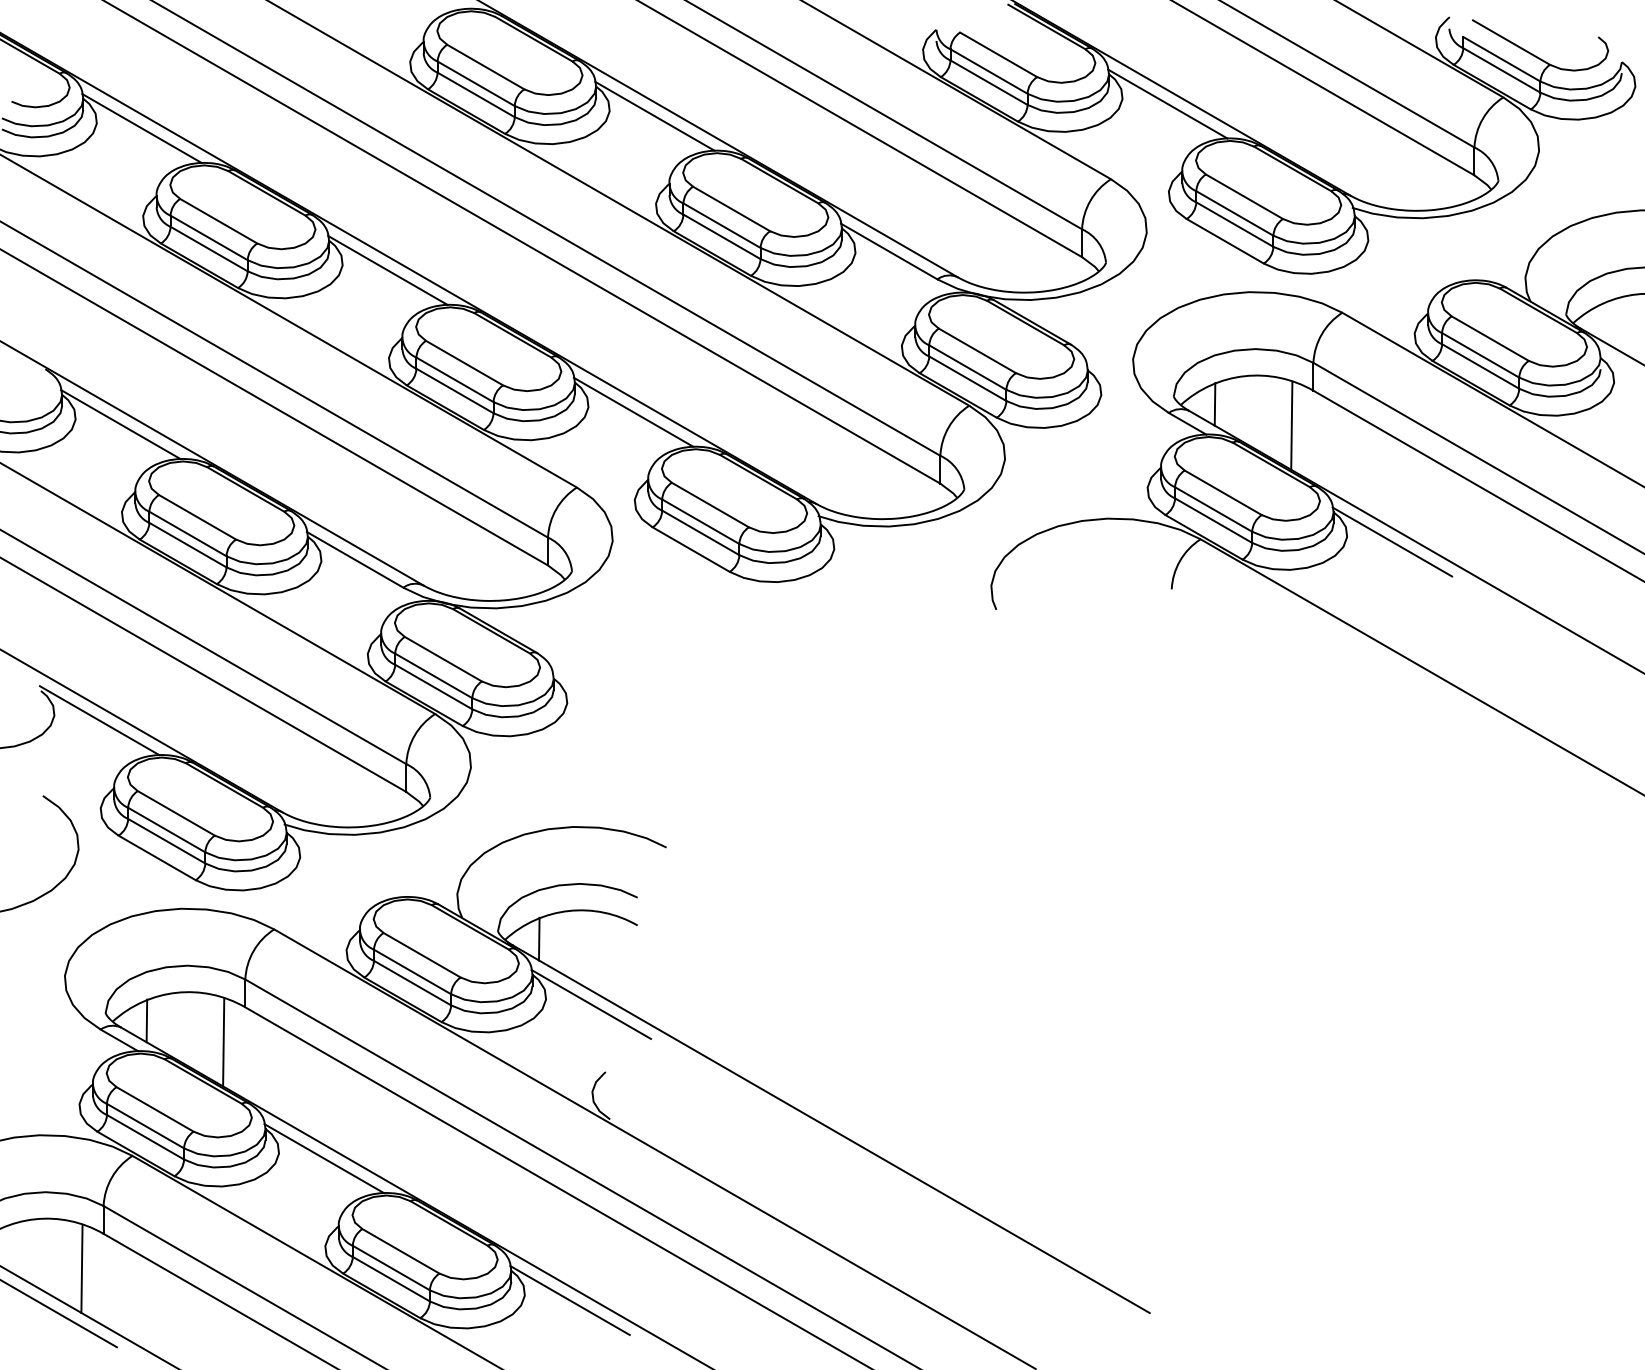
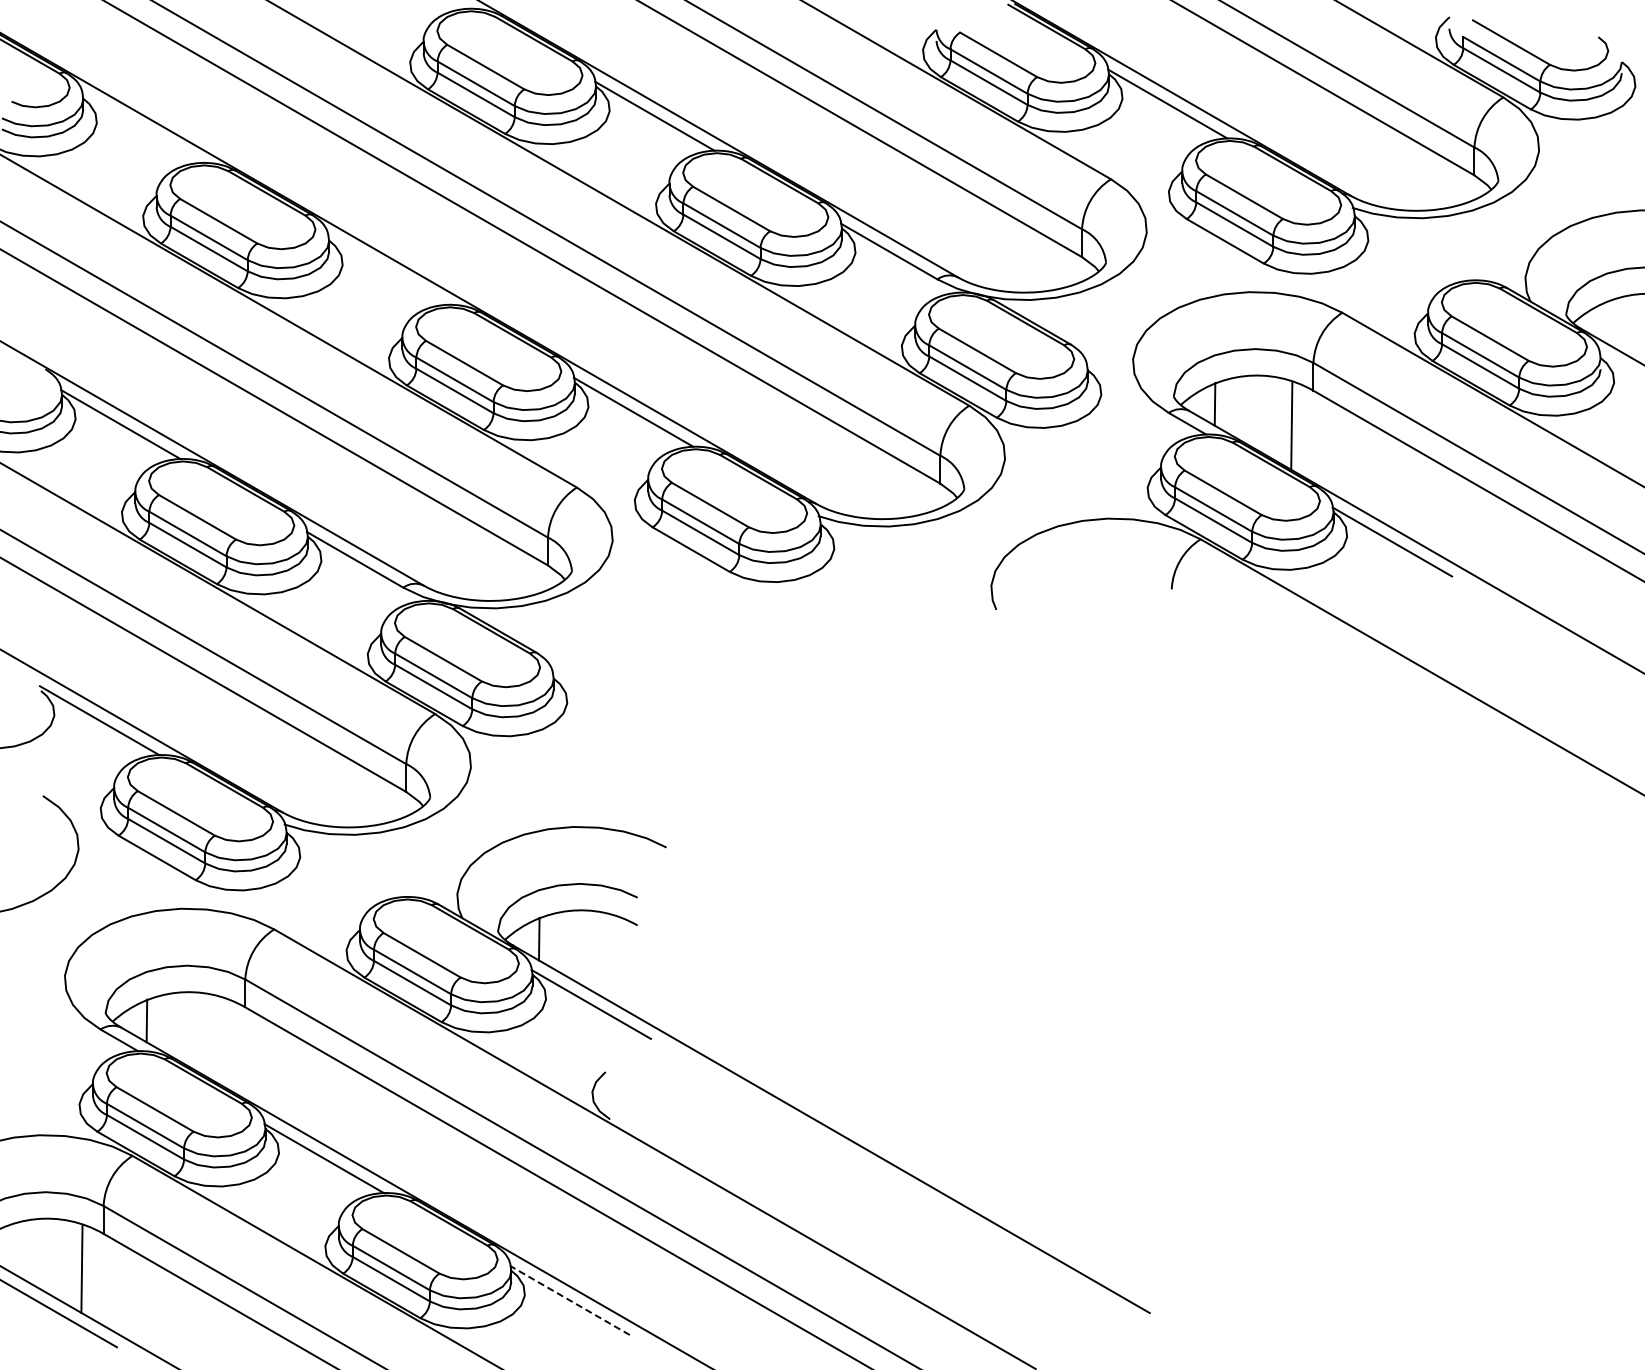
line: present -> none (141, 128)
line: present -> none (387, 269)
line: present -> none (223, 1042)
line: solid -> dashed (570, 1300)
